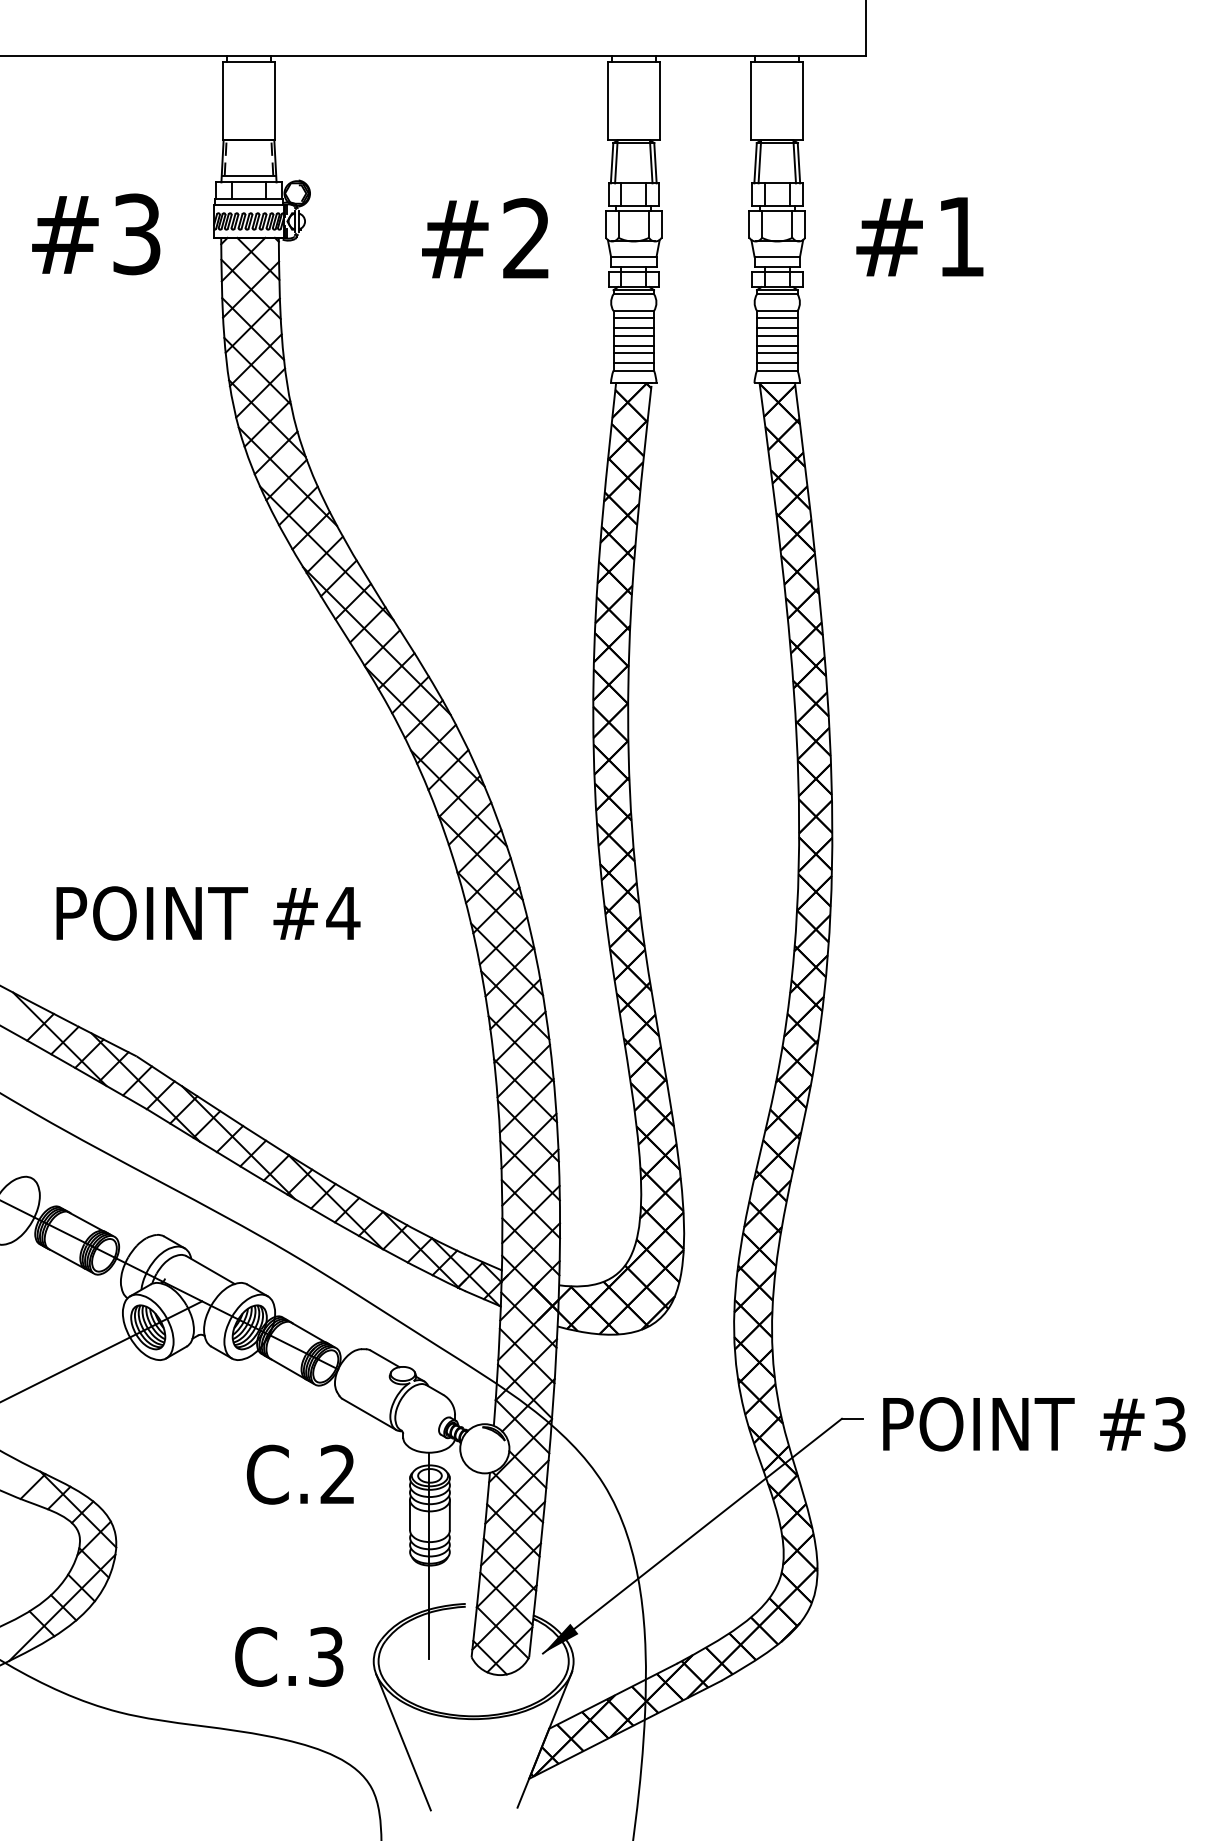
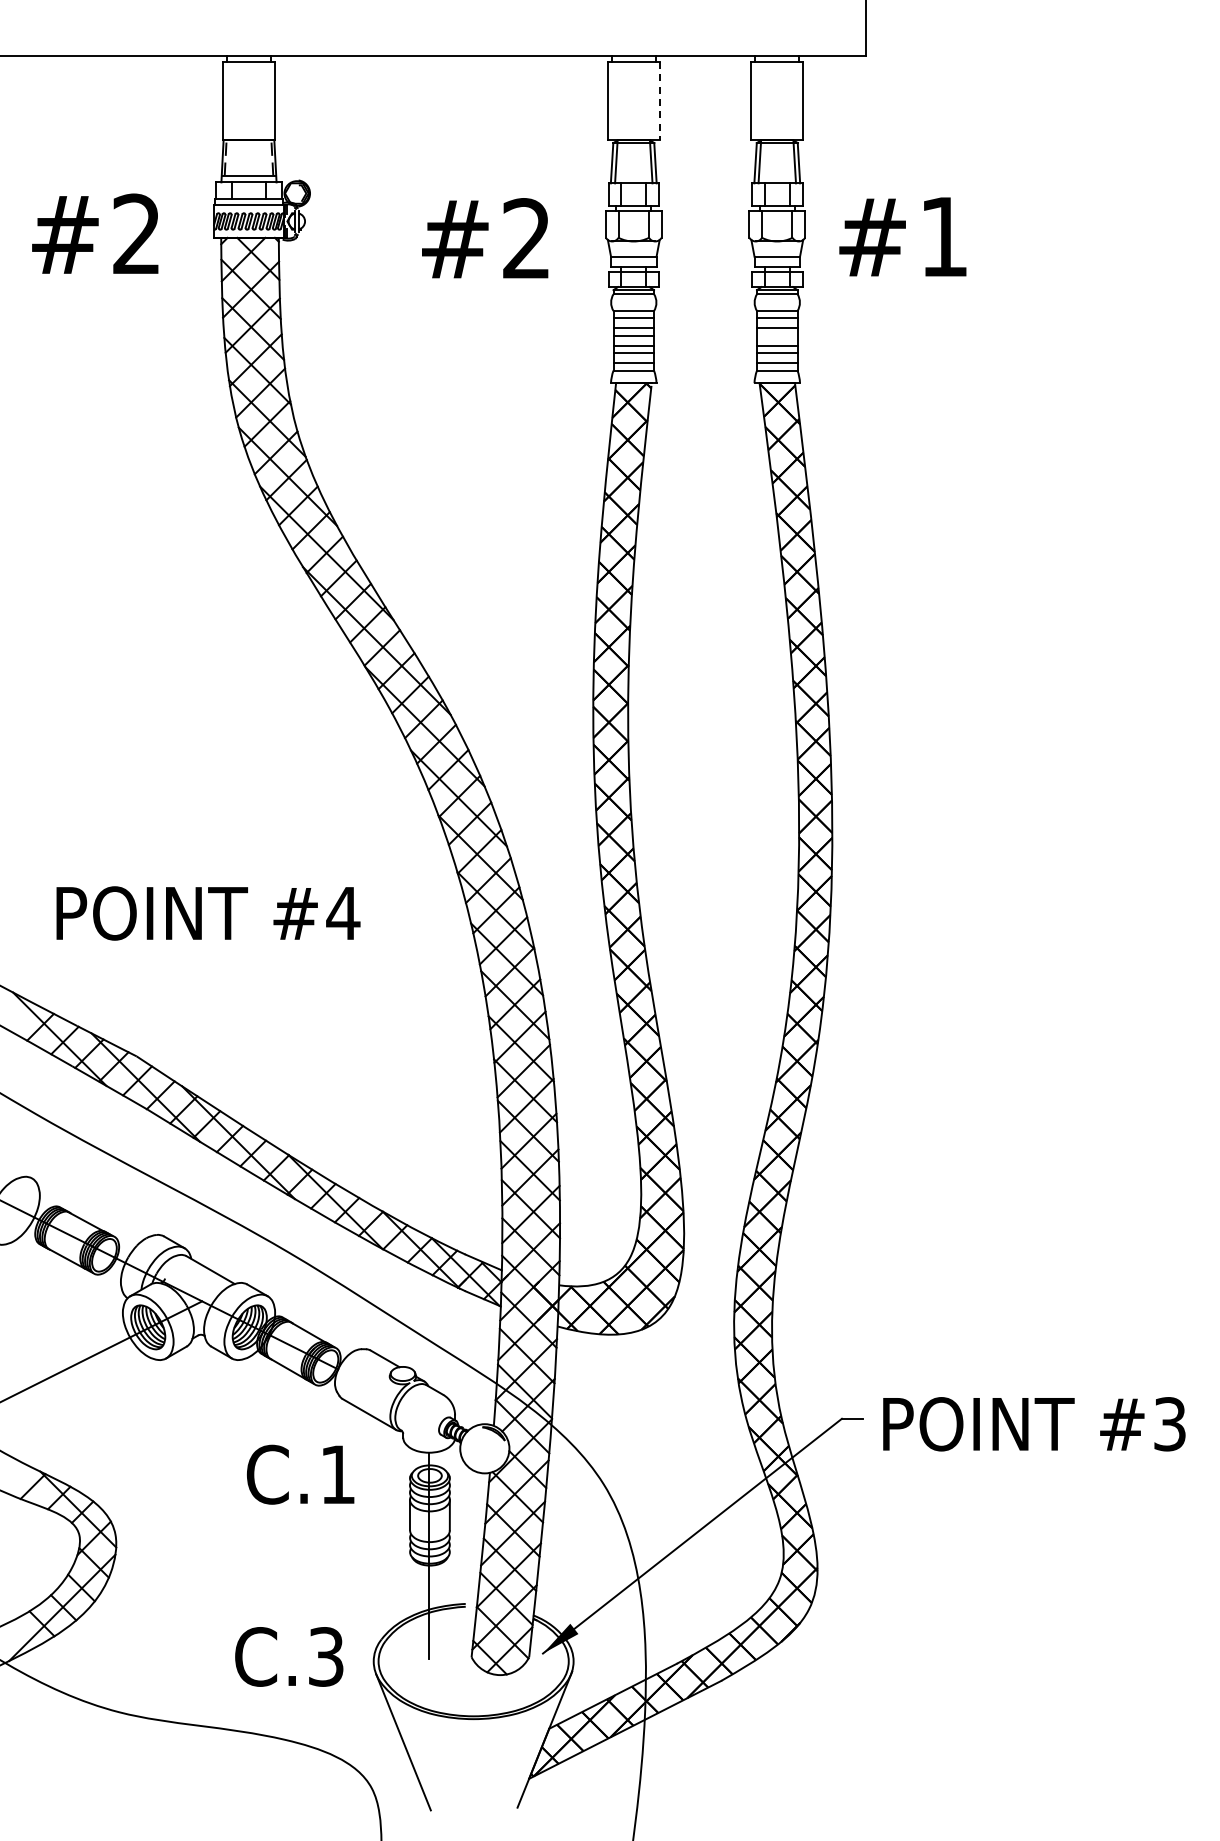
line: solid -> dashed (659, 101)
text: #3 -> #2 (136, 234)
text position: (919, 236) -> (902, 236) (902, 236)
line: present -> none (777, 335)
text: C.2 -> C.1 (337, 1473)
